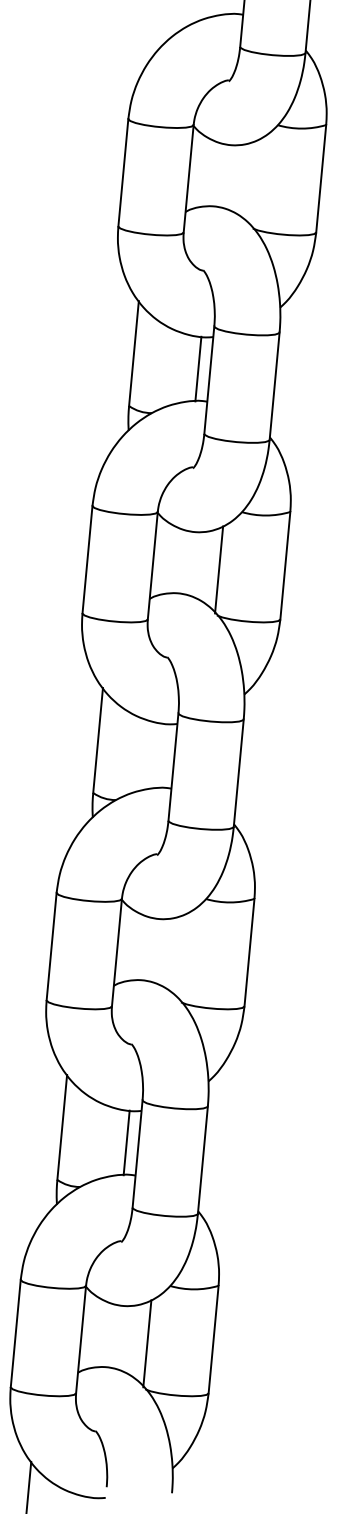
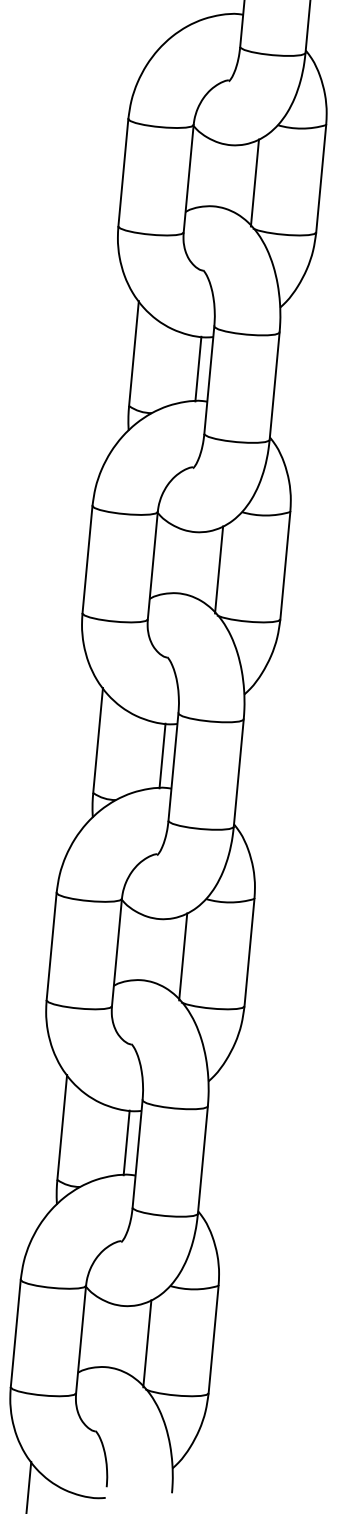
line: none -> present (254, 182)
line: none -> present (162, 755)
line: none -> present (183, 956)
